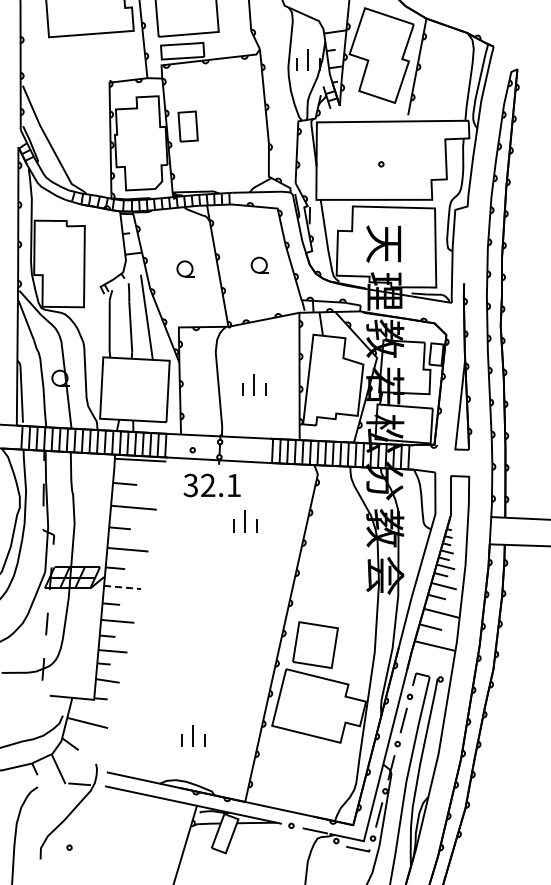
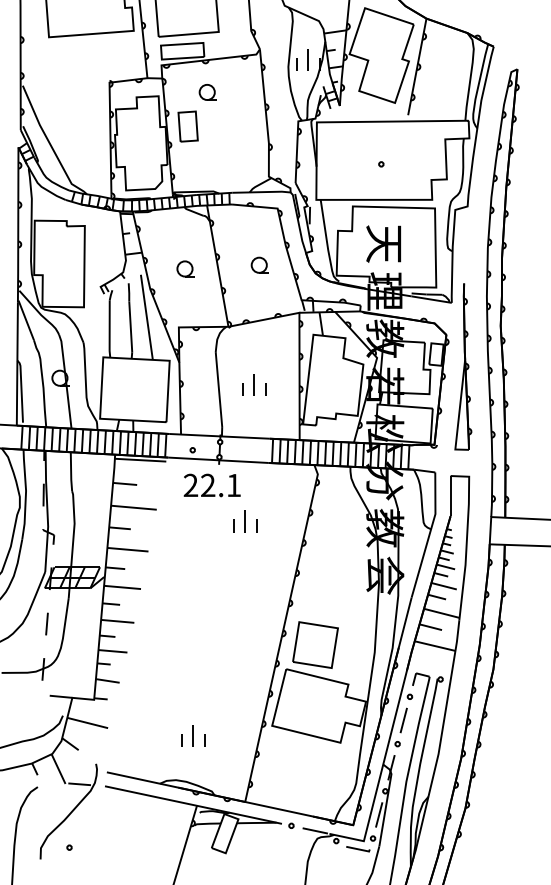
part: none -> present (207, 92)
text: 32.1 -> 22.1 (190, 485)
line: dashed -> solid (122, 587)
